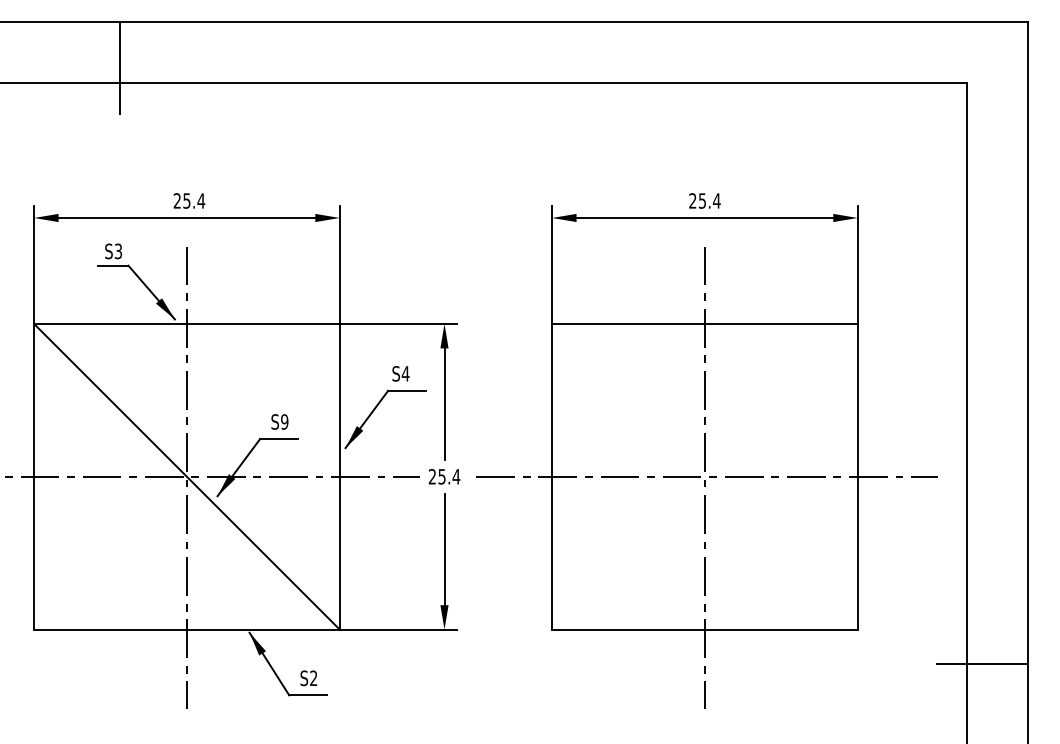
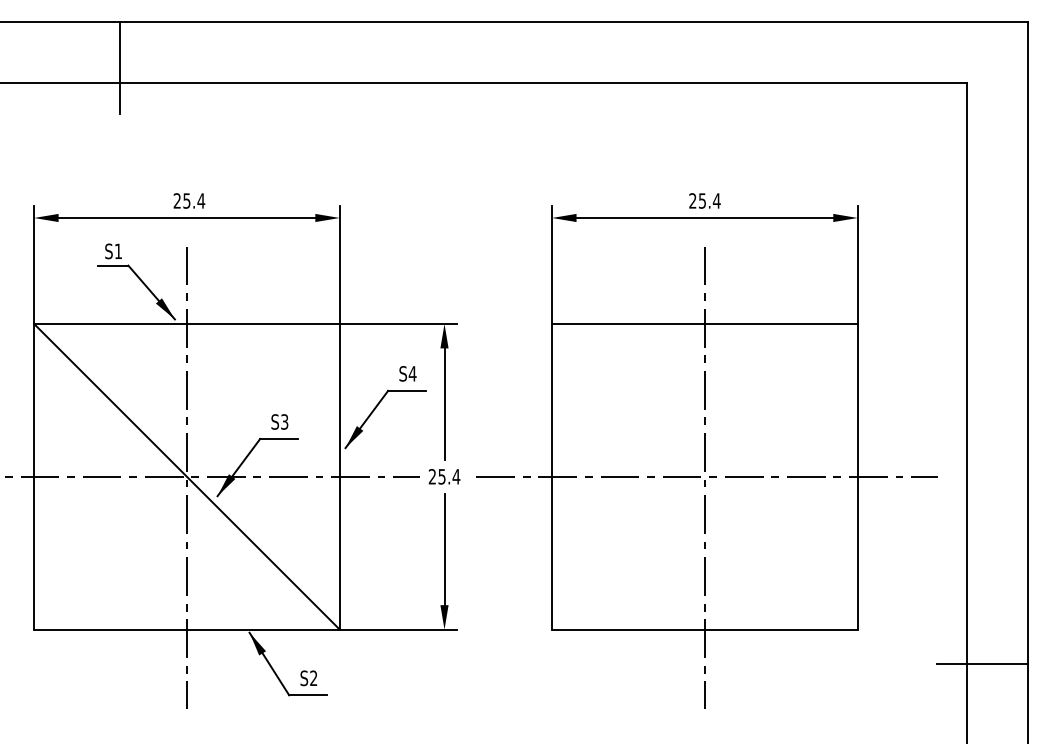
text: S3 -> S1 (118, 251)
text position: (400, 373) -> (407, 373) (407, 373)
text: S9 -> S3 (284, 421)
